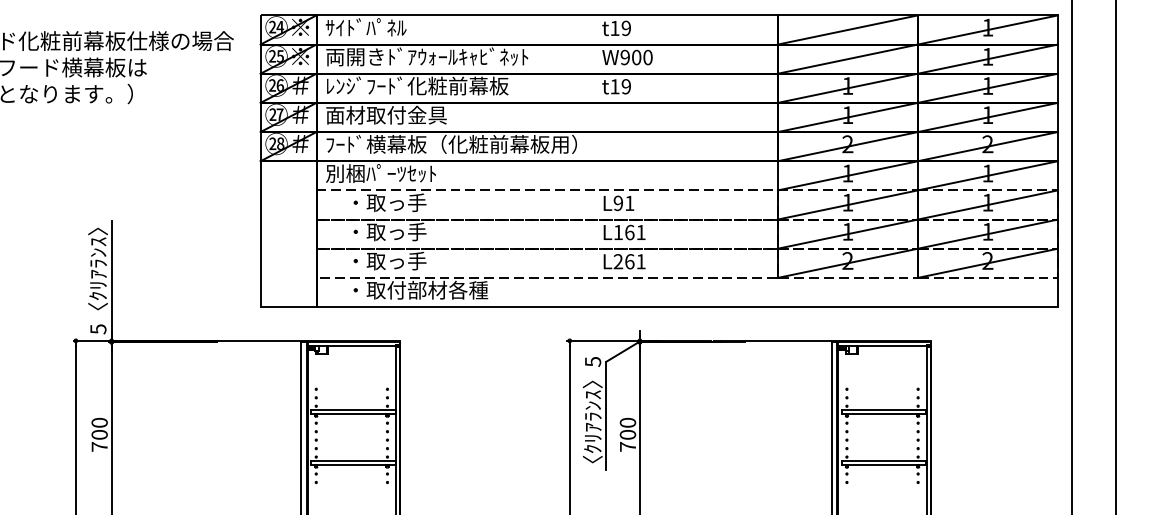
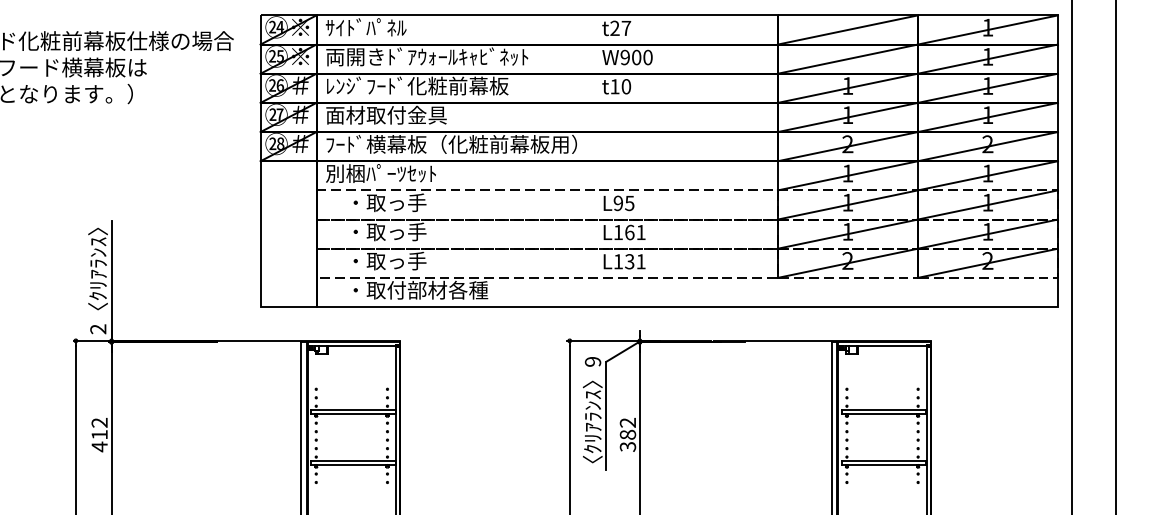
text: t19 -> t27 (620, 28)
text: t19 -> t10 (626, 86)
text: L91 -> L95 (629, 203)
text: L261 -> L131 (623, 261)
text: 5 -> 2 (98, 329)
text: 5 -> 9 (592, 361)
text: 700 -> 412 (99, 434)
text: 700 -> 382 (627, 434)
